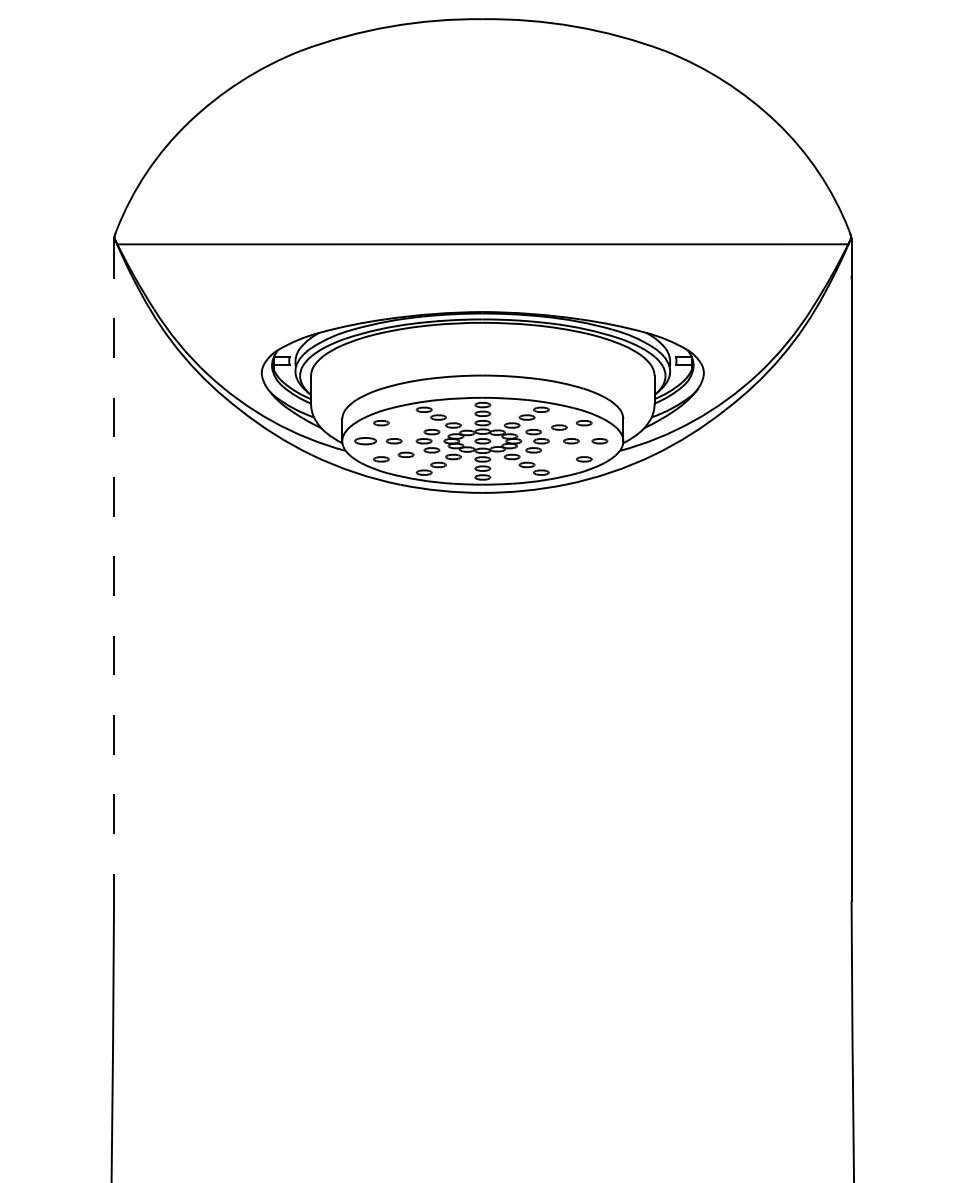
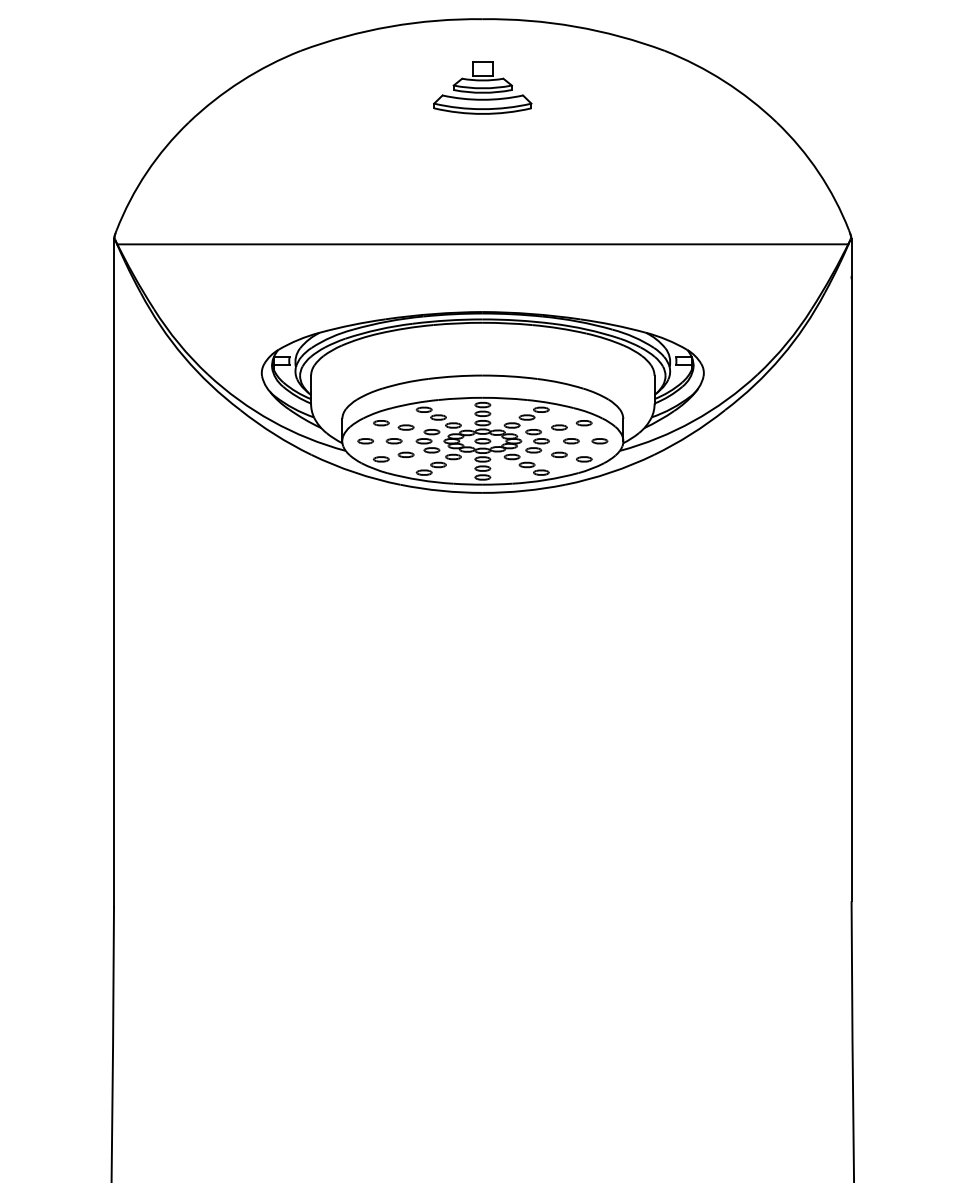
part: none -> present (482, 87)
part: none -> present (405, 427)
part size: 23x9 px -> 18x7 px (365, 441)
part: none -> present (559, 454)
line: dashed -> solid (114, 572)
